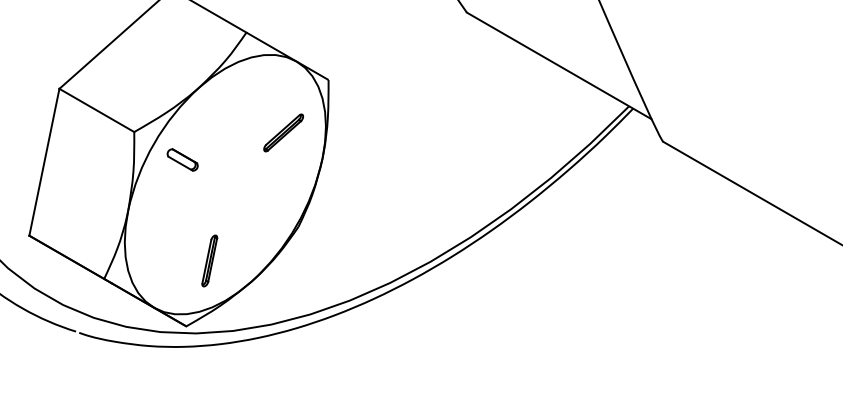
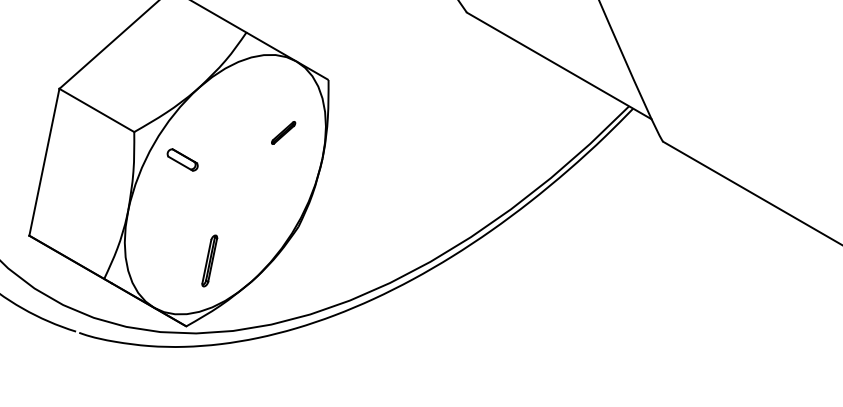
part size: 41x40 px -> 26x24 px (283, 132)
